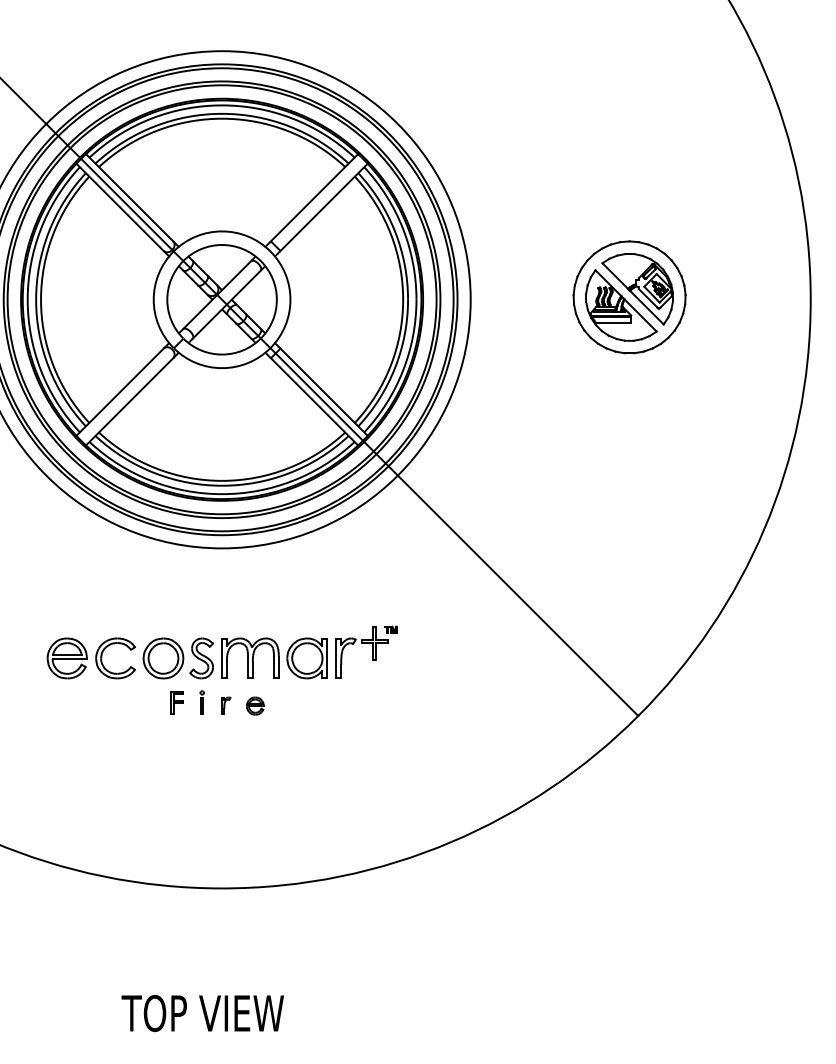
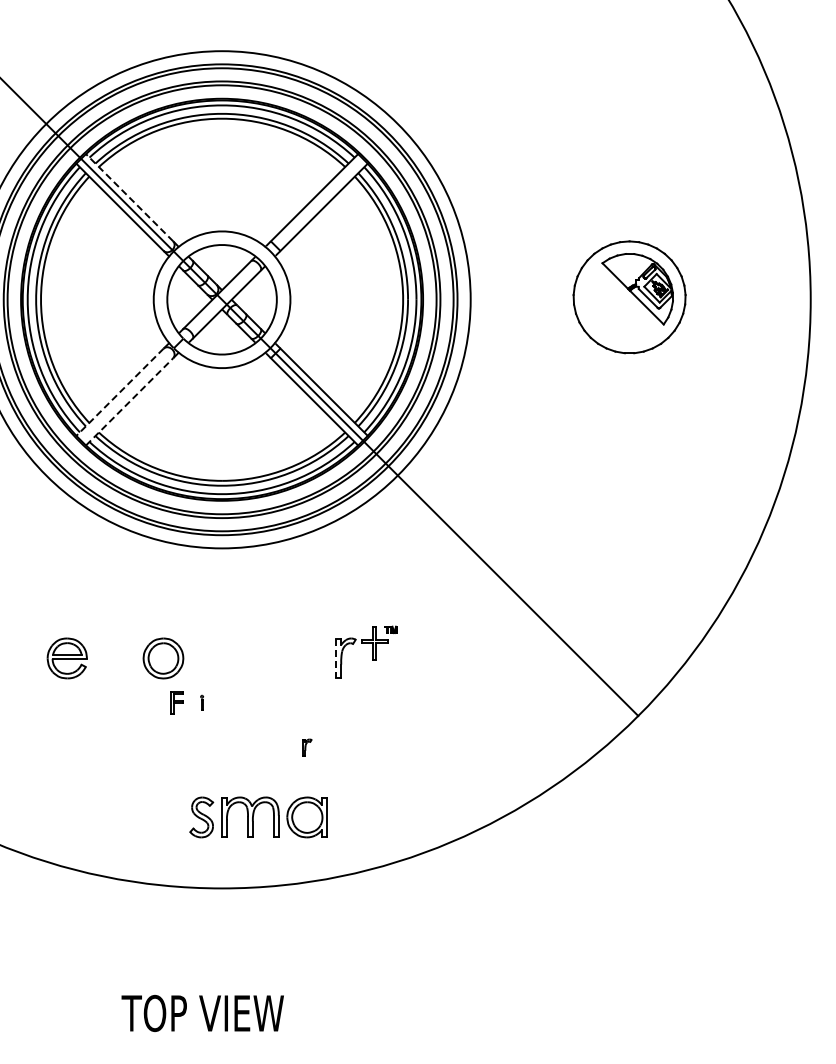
line: solid -> dashed (129, 197)
part: present -> none (621, 305)
line: solid -> dashed (120, 392)
line: solid -> dashed (129, 401)
part: present -> none (102, 657)
part position: (258, 658) -> (258, 817) (258, 817)
line: solid -> dashed (336, 658)
part size: 6x25 px -> 4x17 px (201, 702)
part position: (226, 705) -> (307, 747) (307, 747)
part: present -> none (255, 705)
